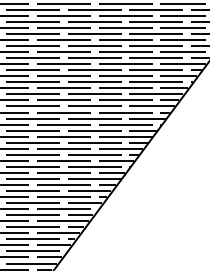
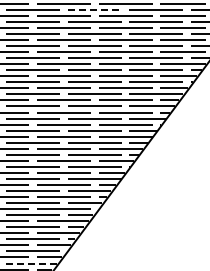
line: solid -> dashed (94, 9)
line: solid -> dashed (32, 263)
